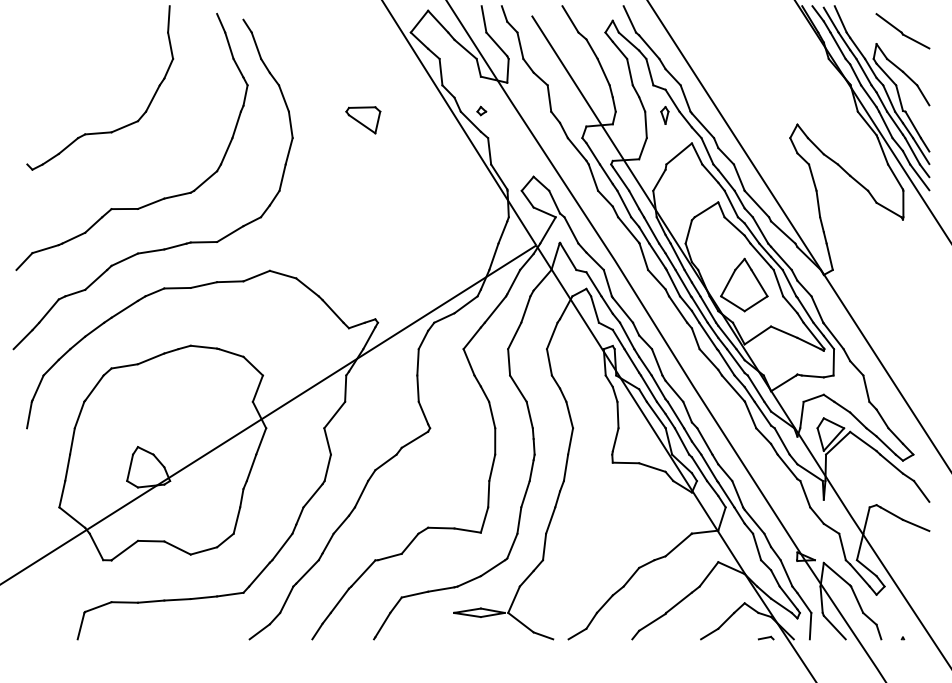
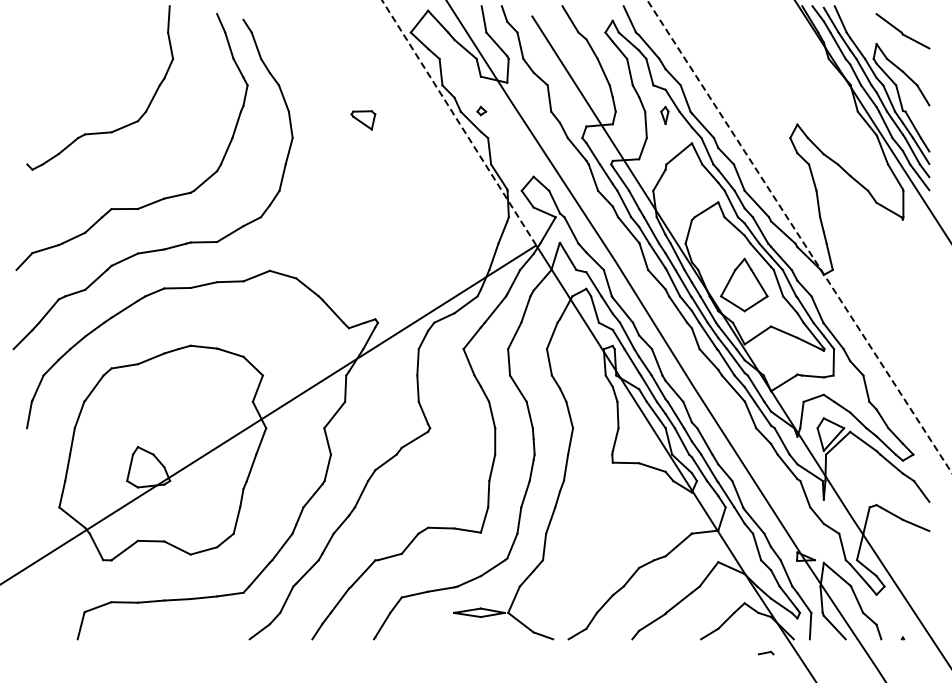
part size: 37x29 px -> 27x21 px (363, 120)
line: solid -> dashed (459, 122)
line: solid -> dashed (799, 237)
part position: (765, 637) -> (765, 652) (765, 652)
